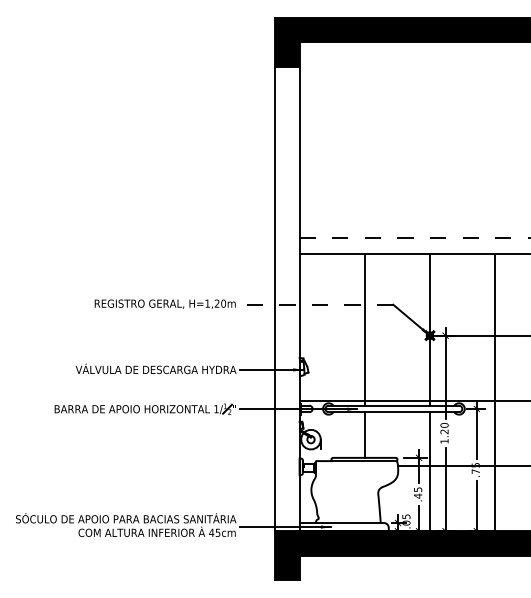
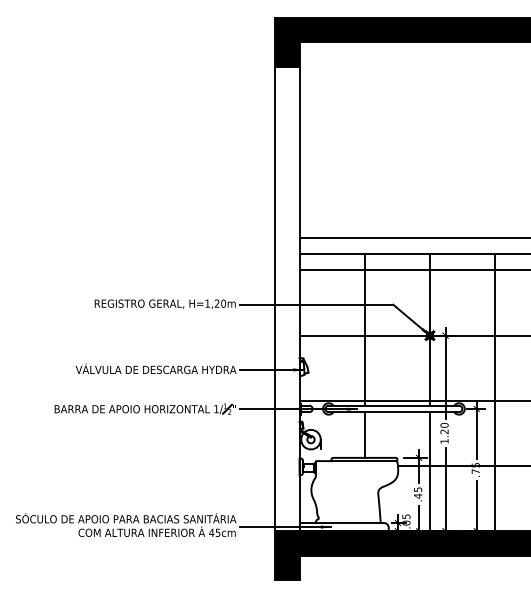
line: dashed -> solid (415, 237)
line: none -> present (413, 270)
line: dashed -> solid (316, 304)
line: none -> present (362, 335)
